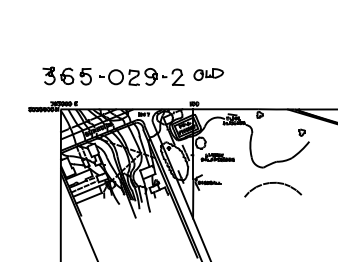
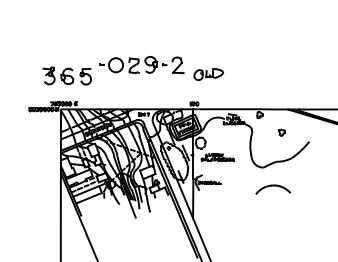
part position: (141, 76) -> (141, 64) (141, 64)
part position: (301, 132) -> (281, 132) (281, 132)
part size: 59x17 px -> 37x11 px (273, 189)
